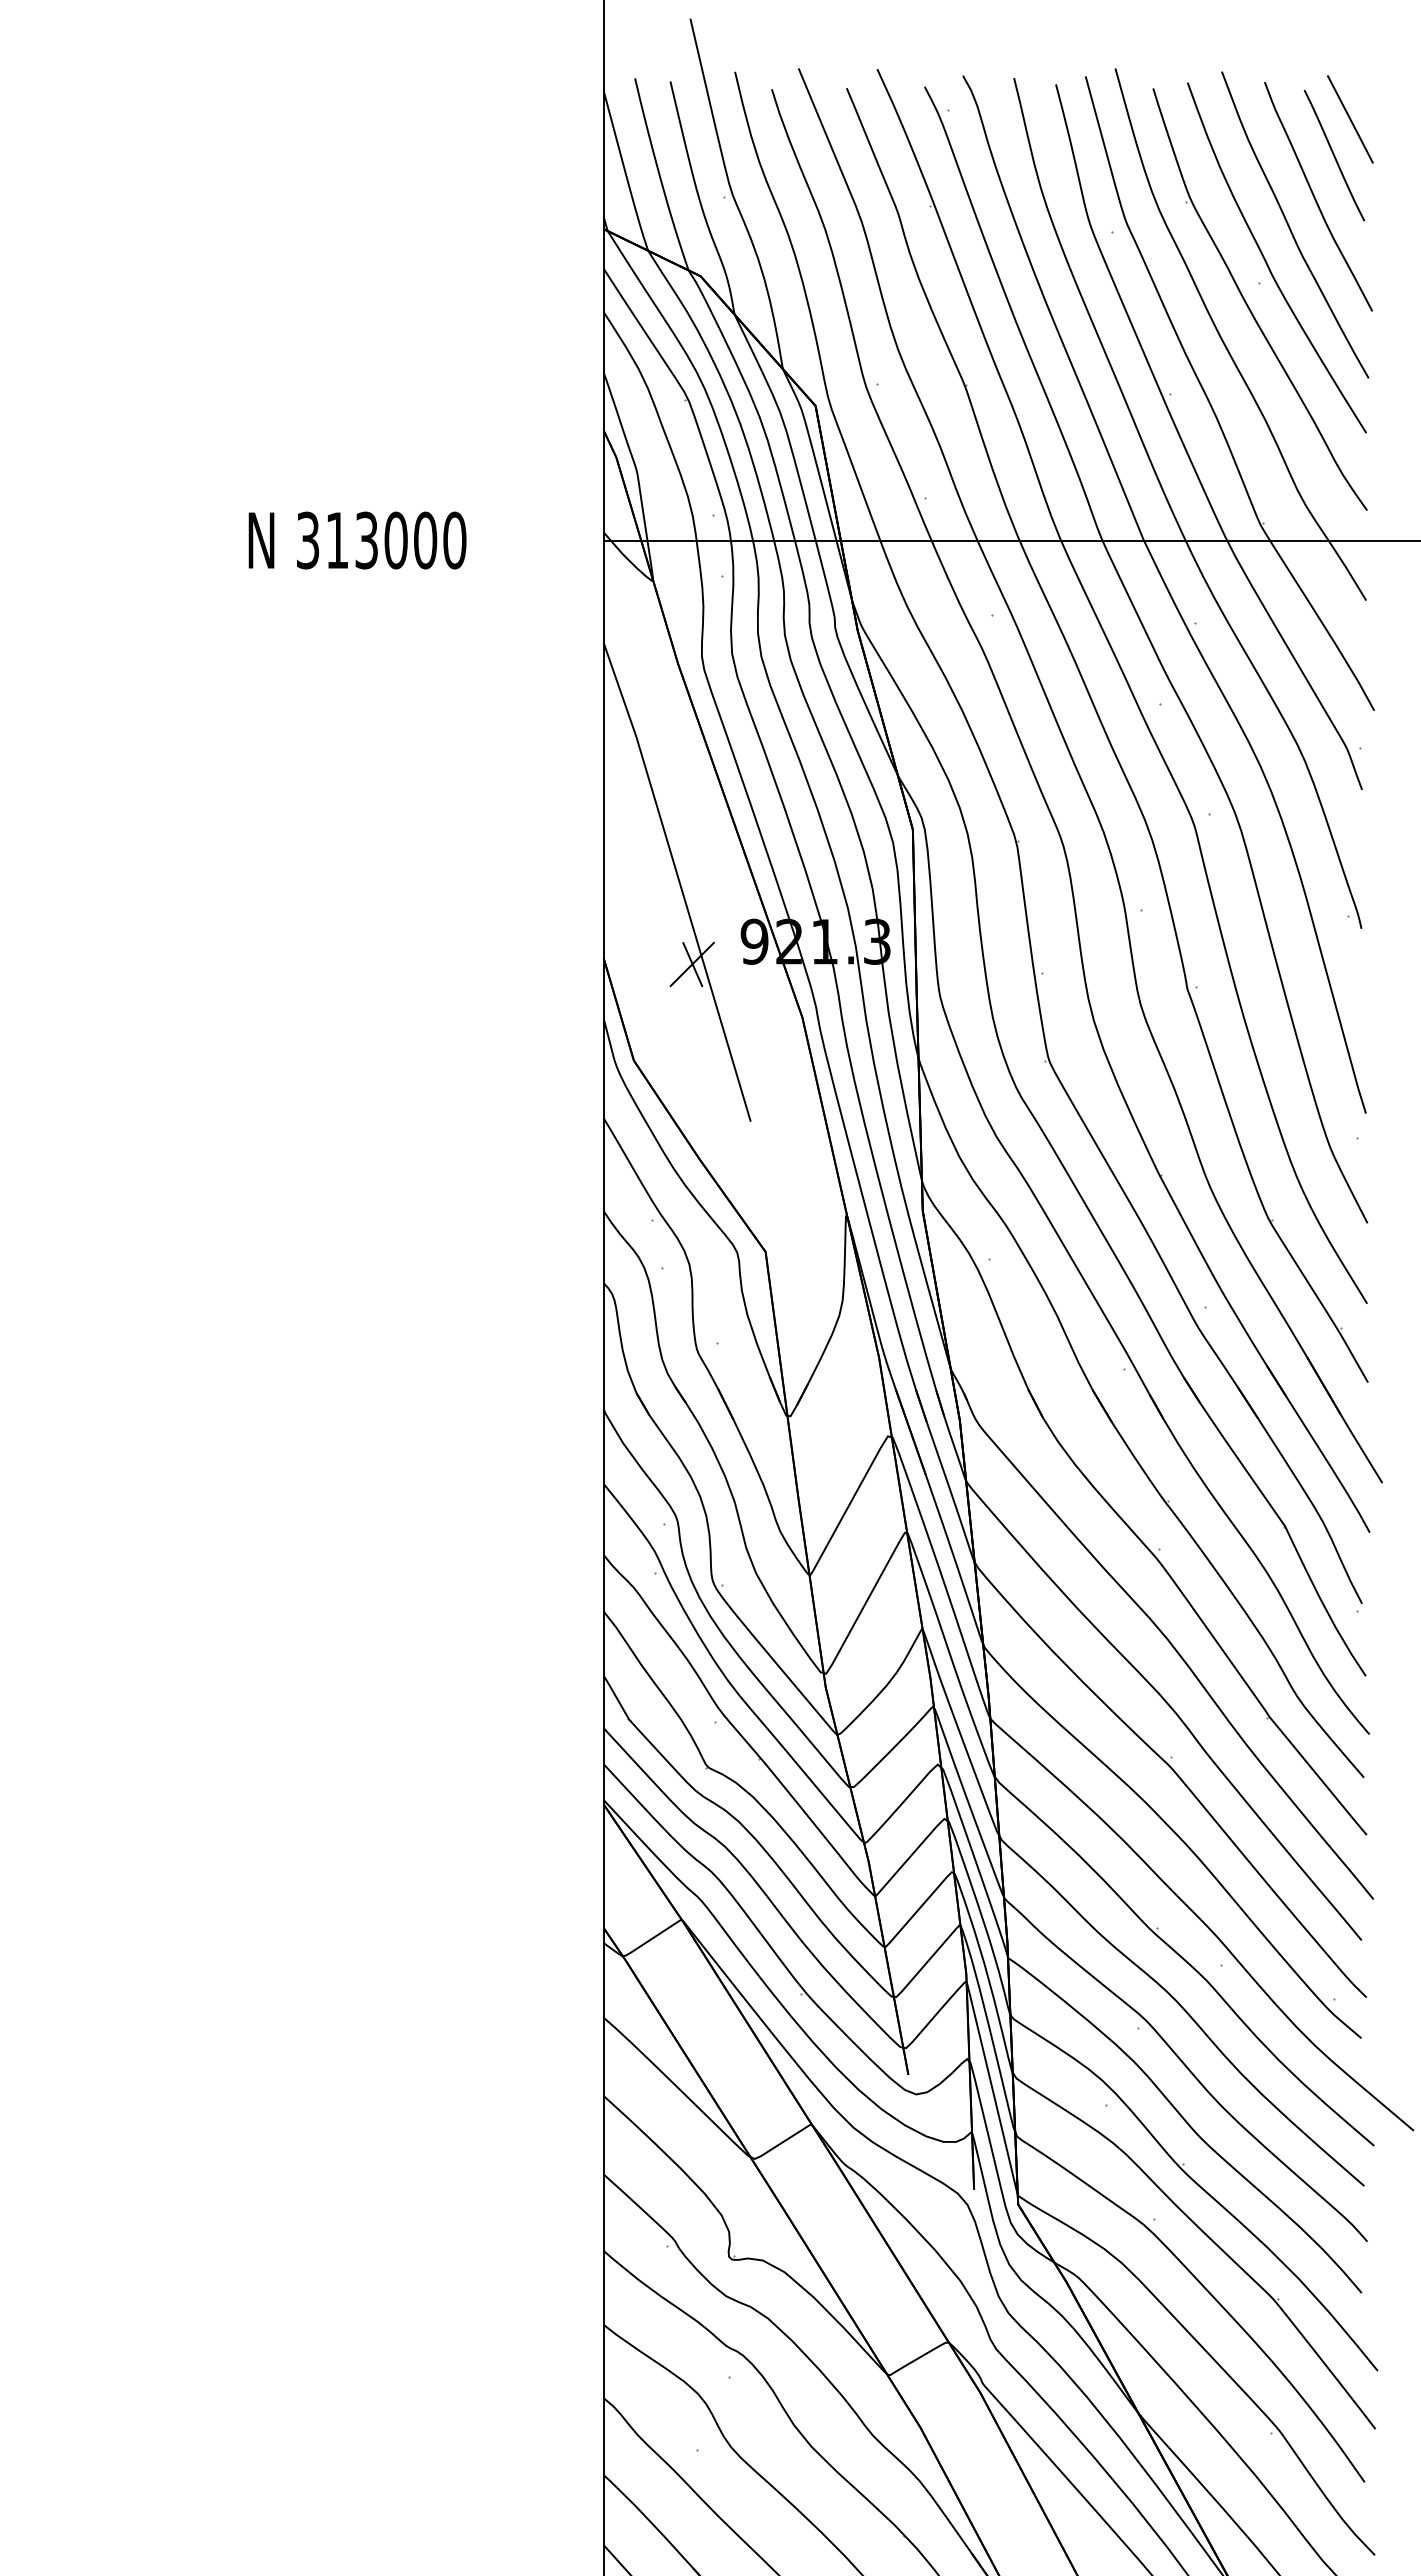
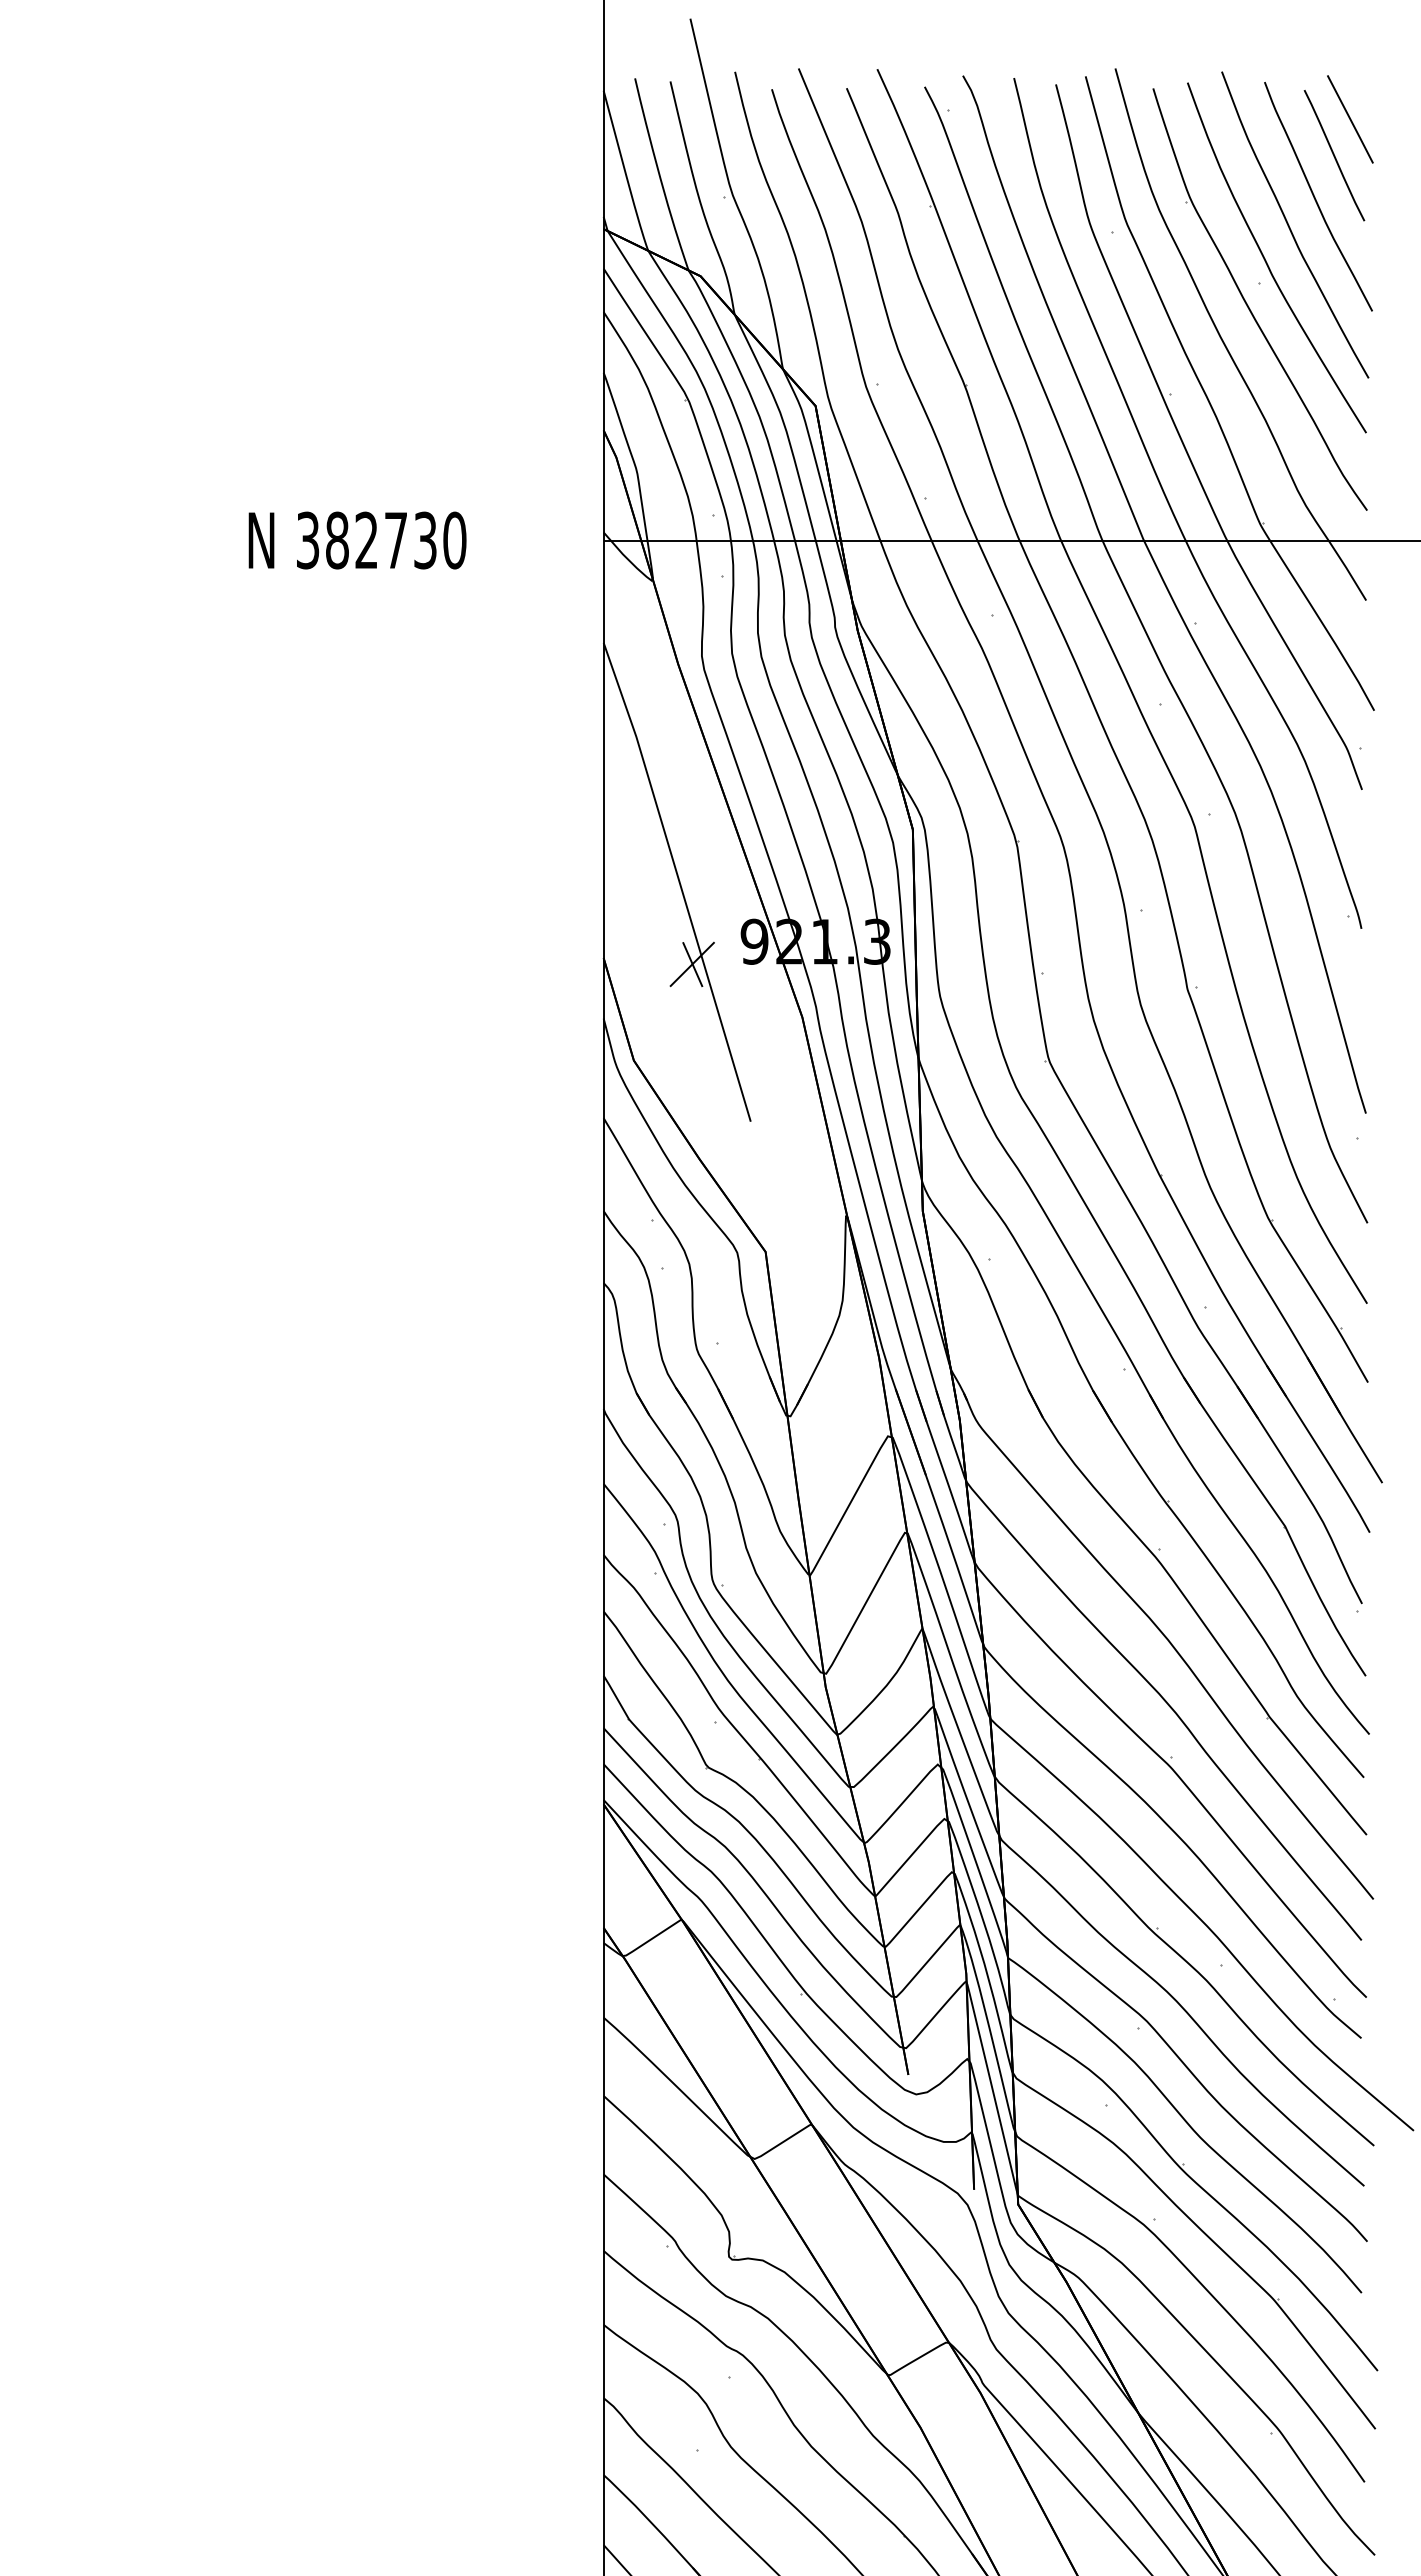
text: 313000 -> 382730 (381, 540)
